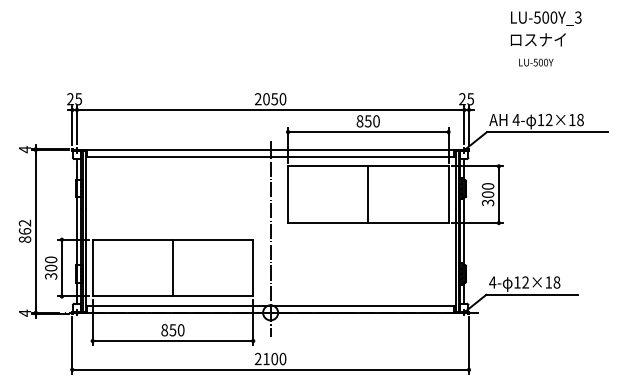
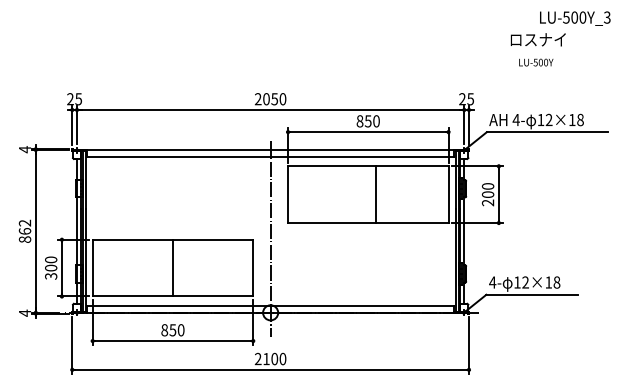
text position: (546, 18) -> (575, 18) (575, 18)
line position: (368, 194) -> (376, 194) (376, 194)
text: 300 -> 200 (488, 202)
